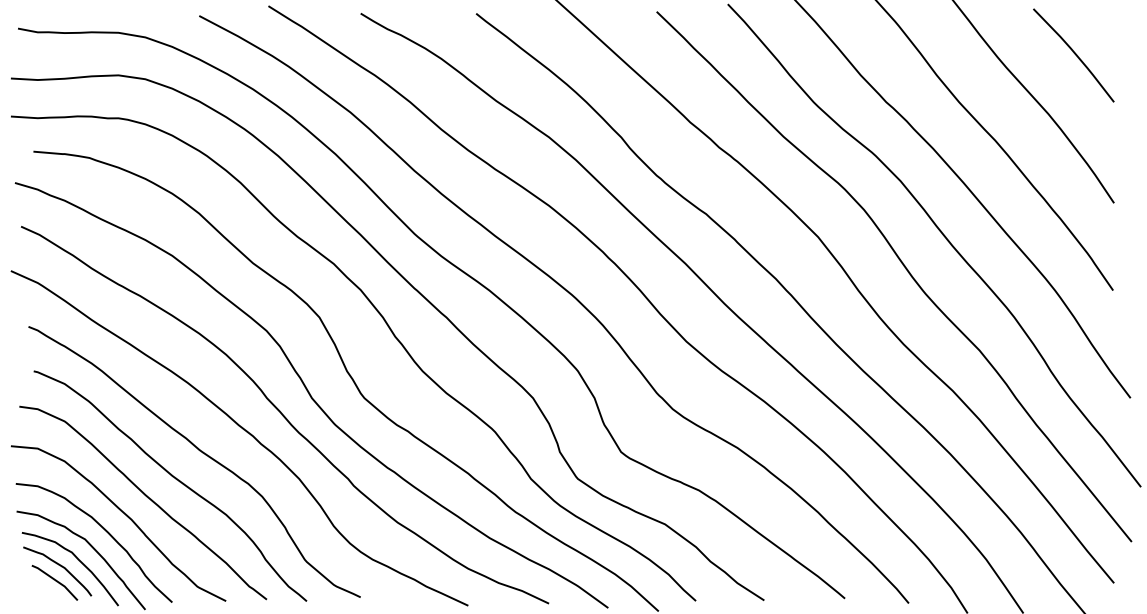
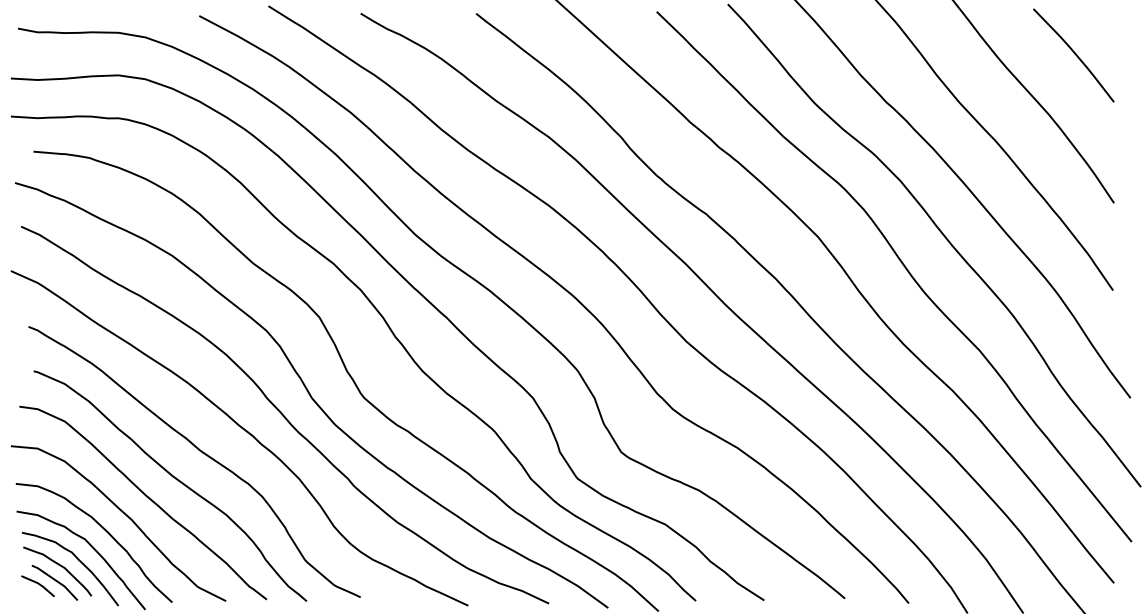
line: none -> present (37, 584)
